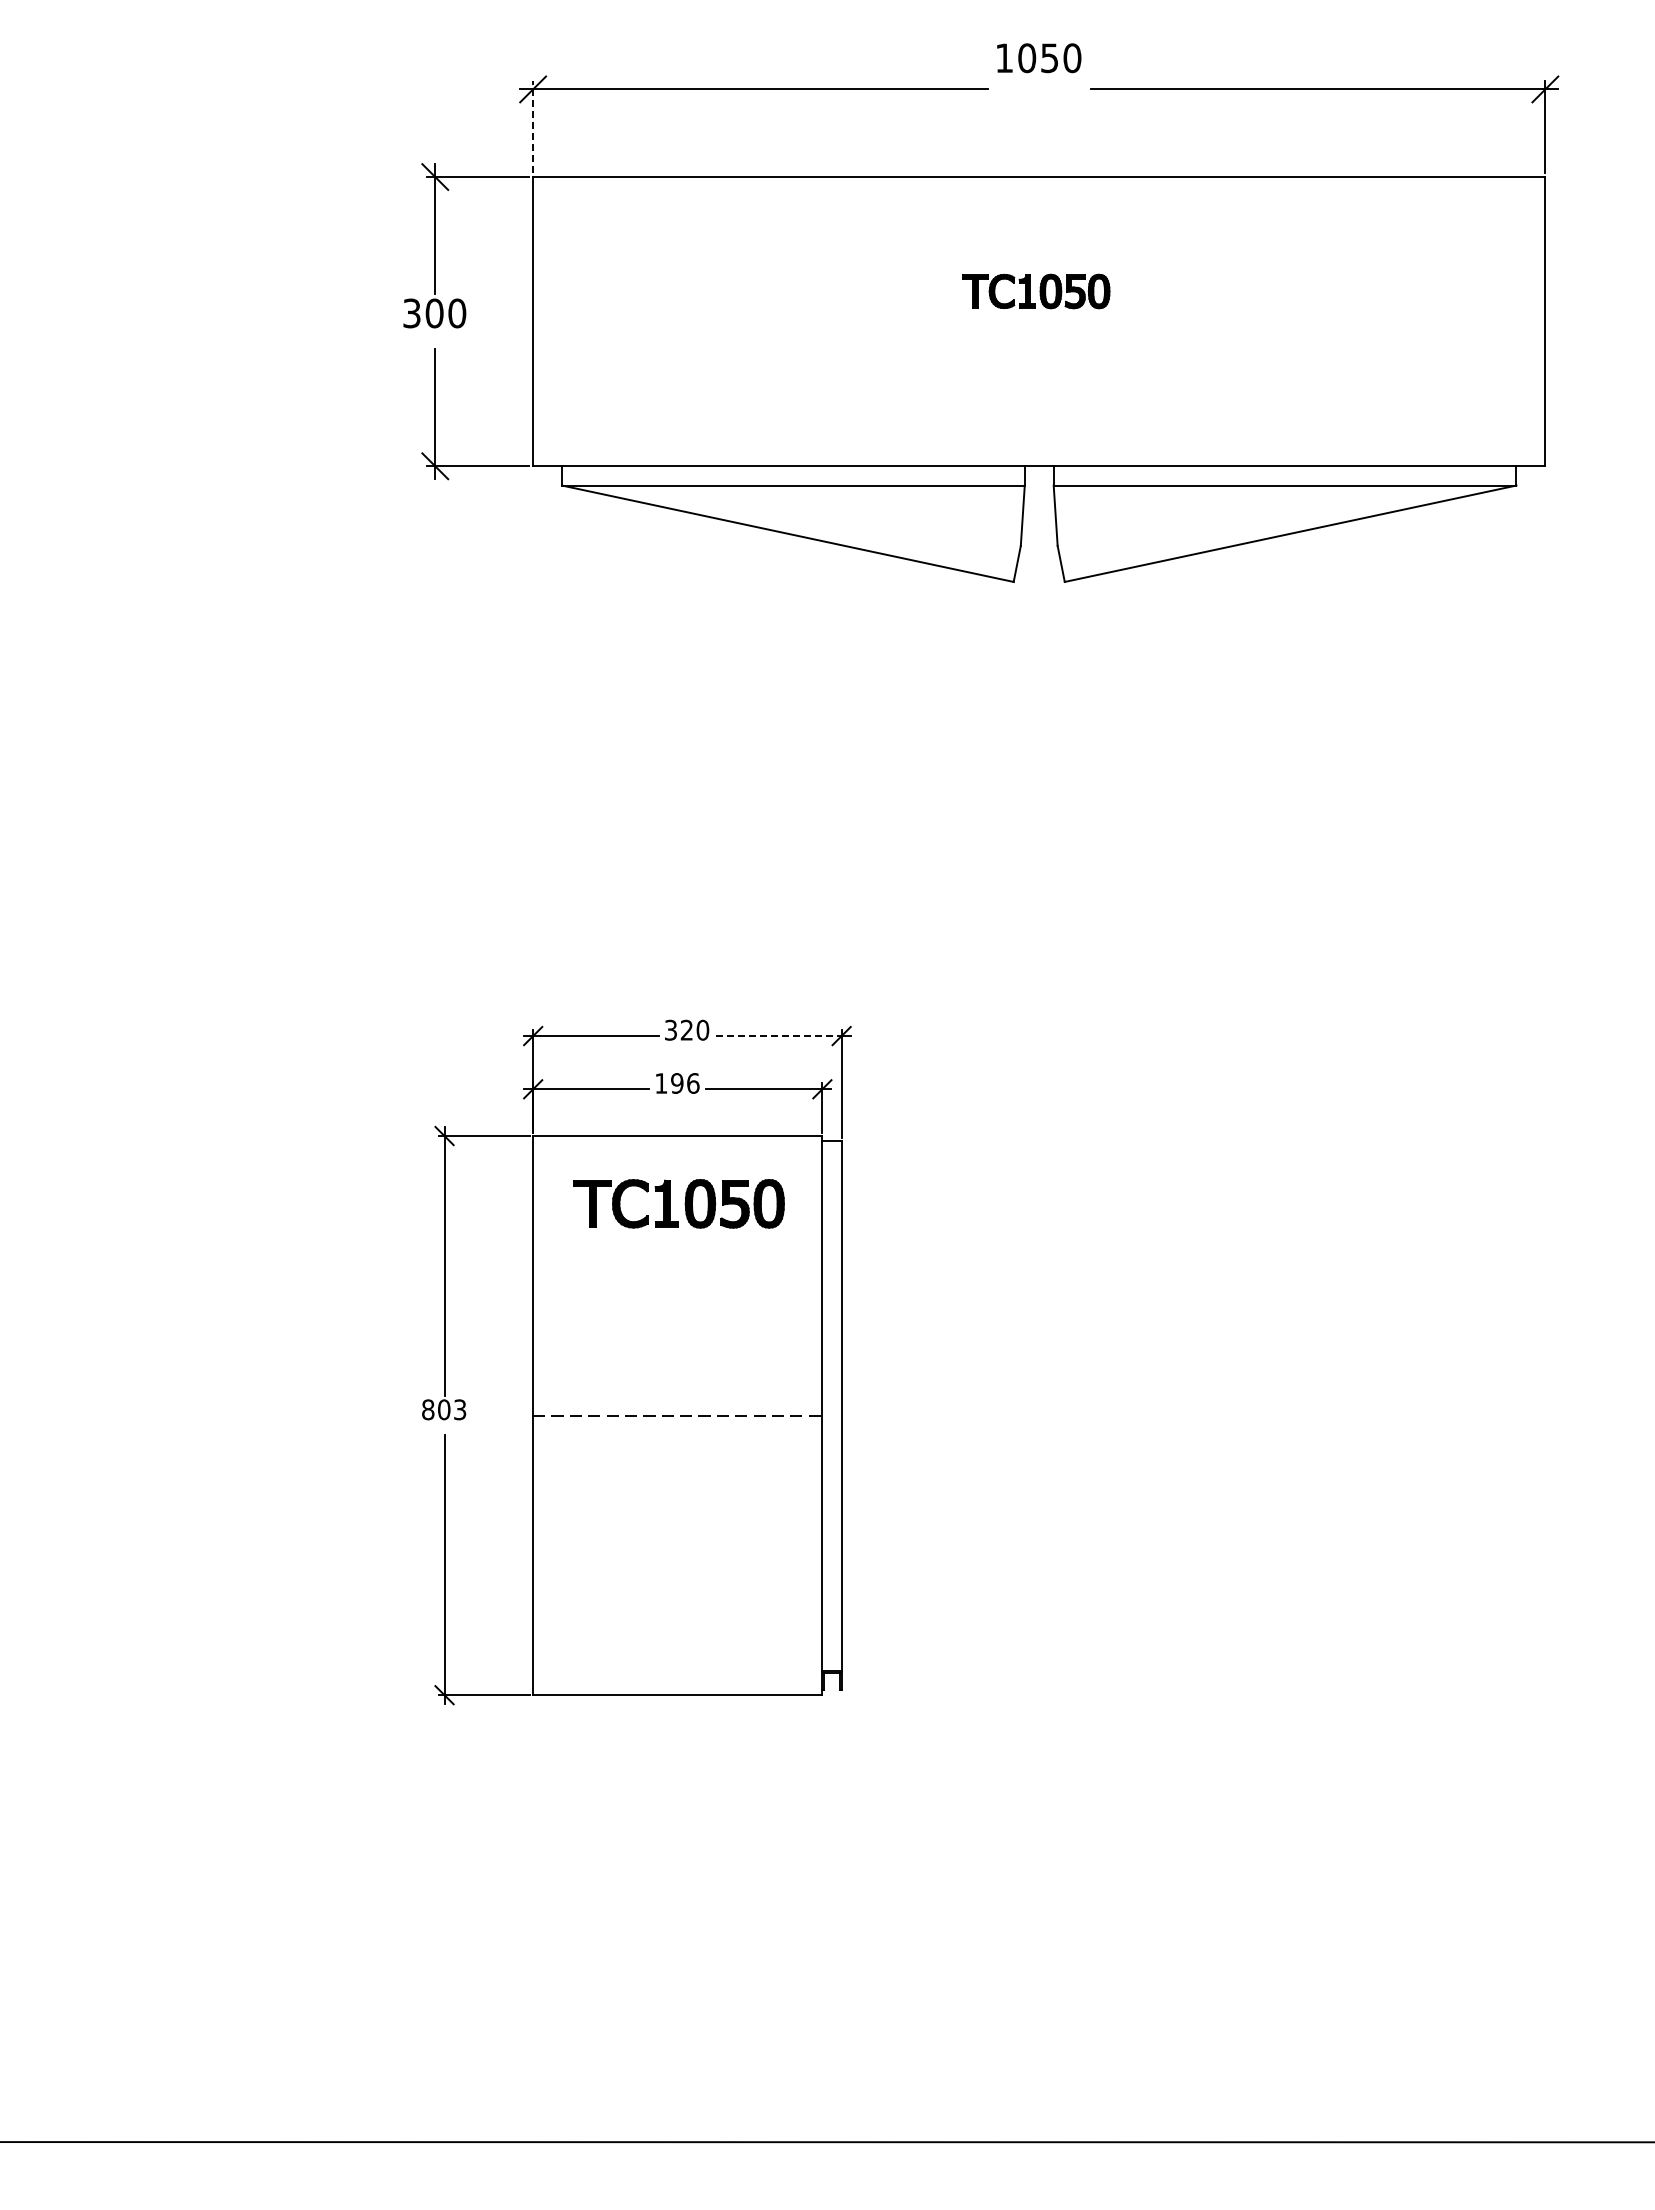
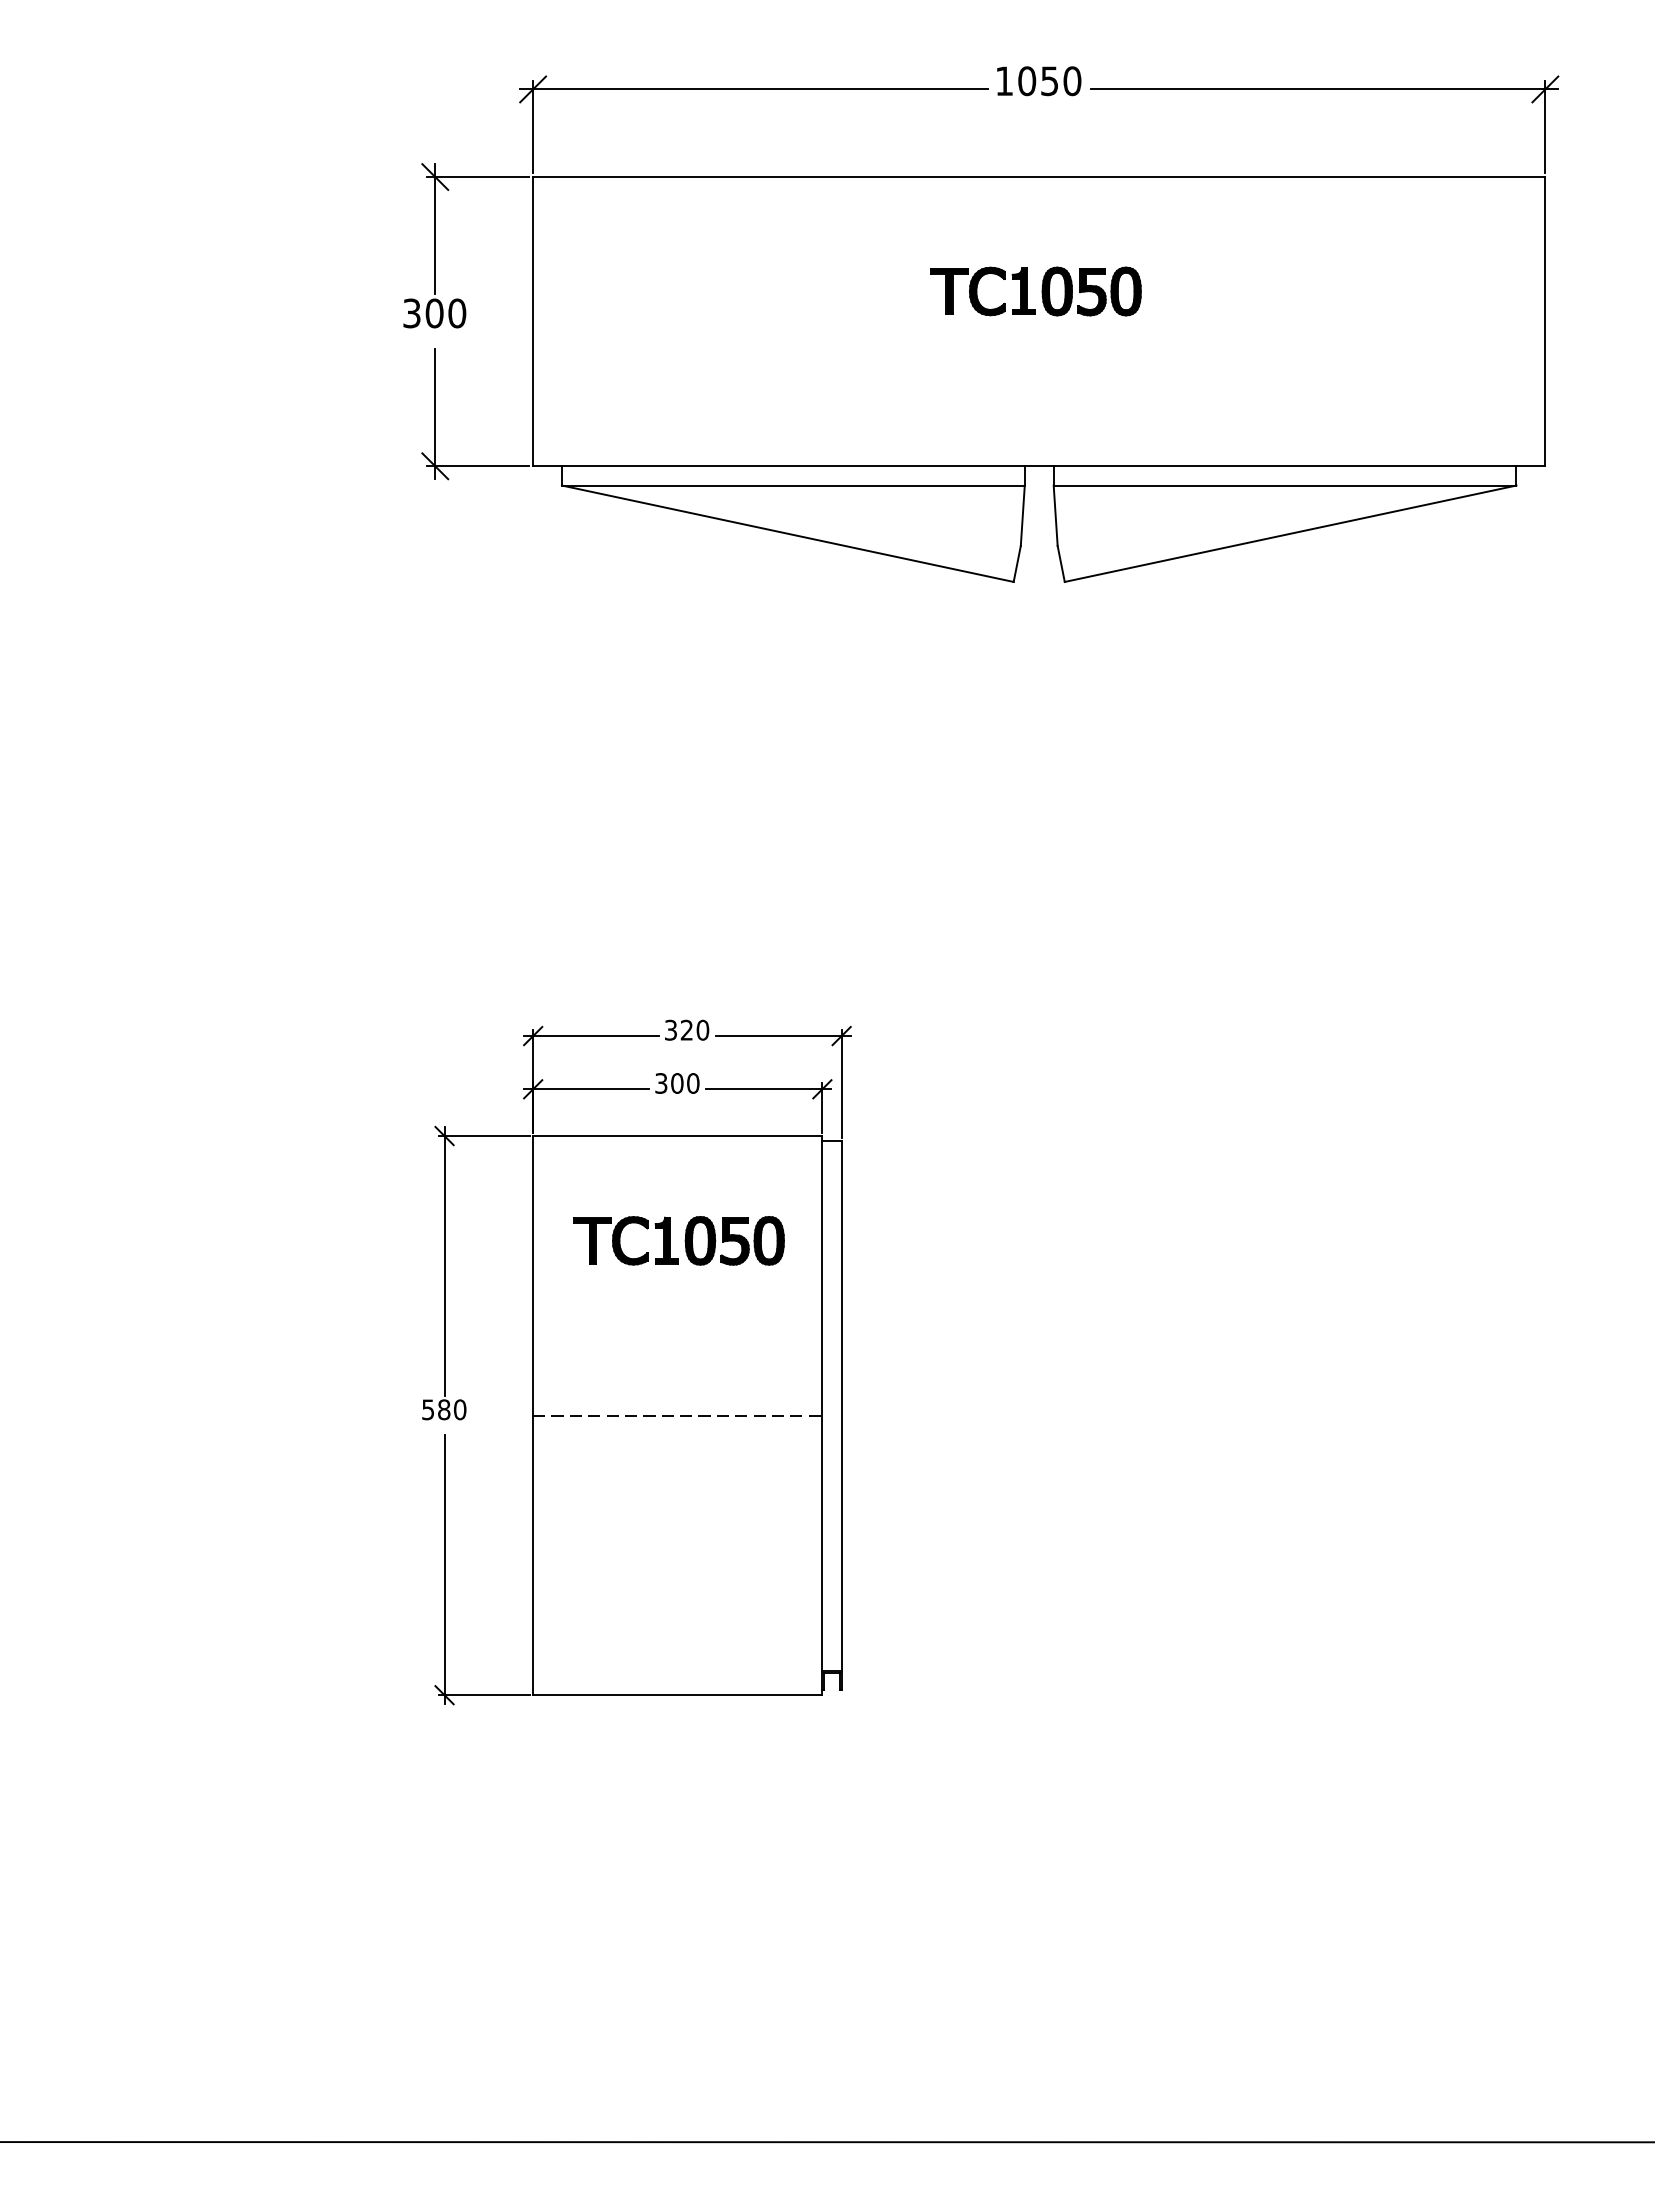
text position: (1039, 58) -> (1039, 81) (1039, 81)
line: dashed -> solid (533, 126)
part size: 149x37 px -> 212x51 px (1035, 291)
line: dashed -> solid (778, 1036)
text: 196 -> 300 (677, 1083)
part position: (678, 1203) -> (678, 1240) (678, 1240)
text: 803 -> 580 (444, 1409)
